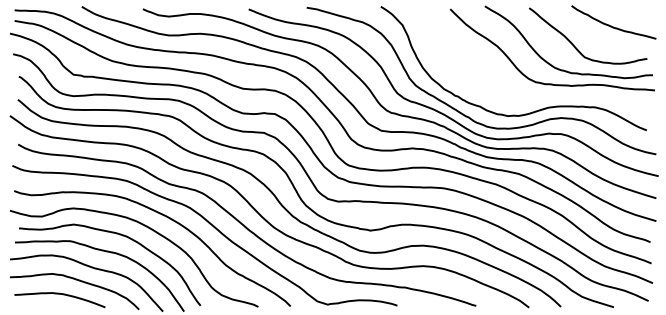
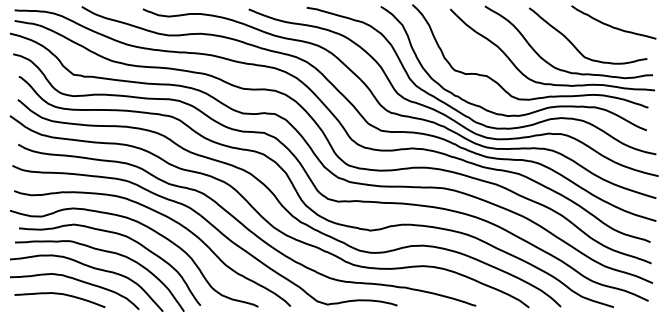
curve: none -> present (501, 85)
